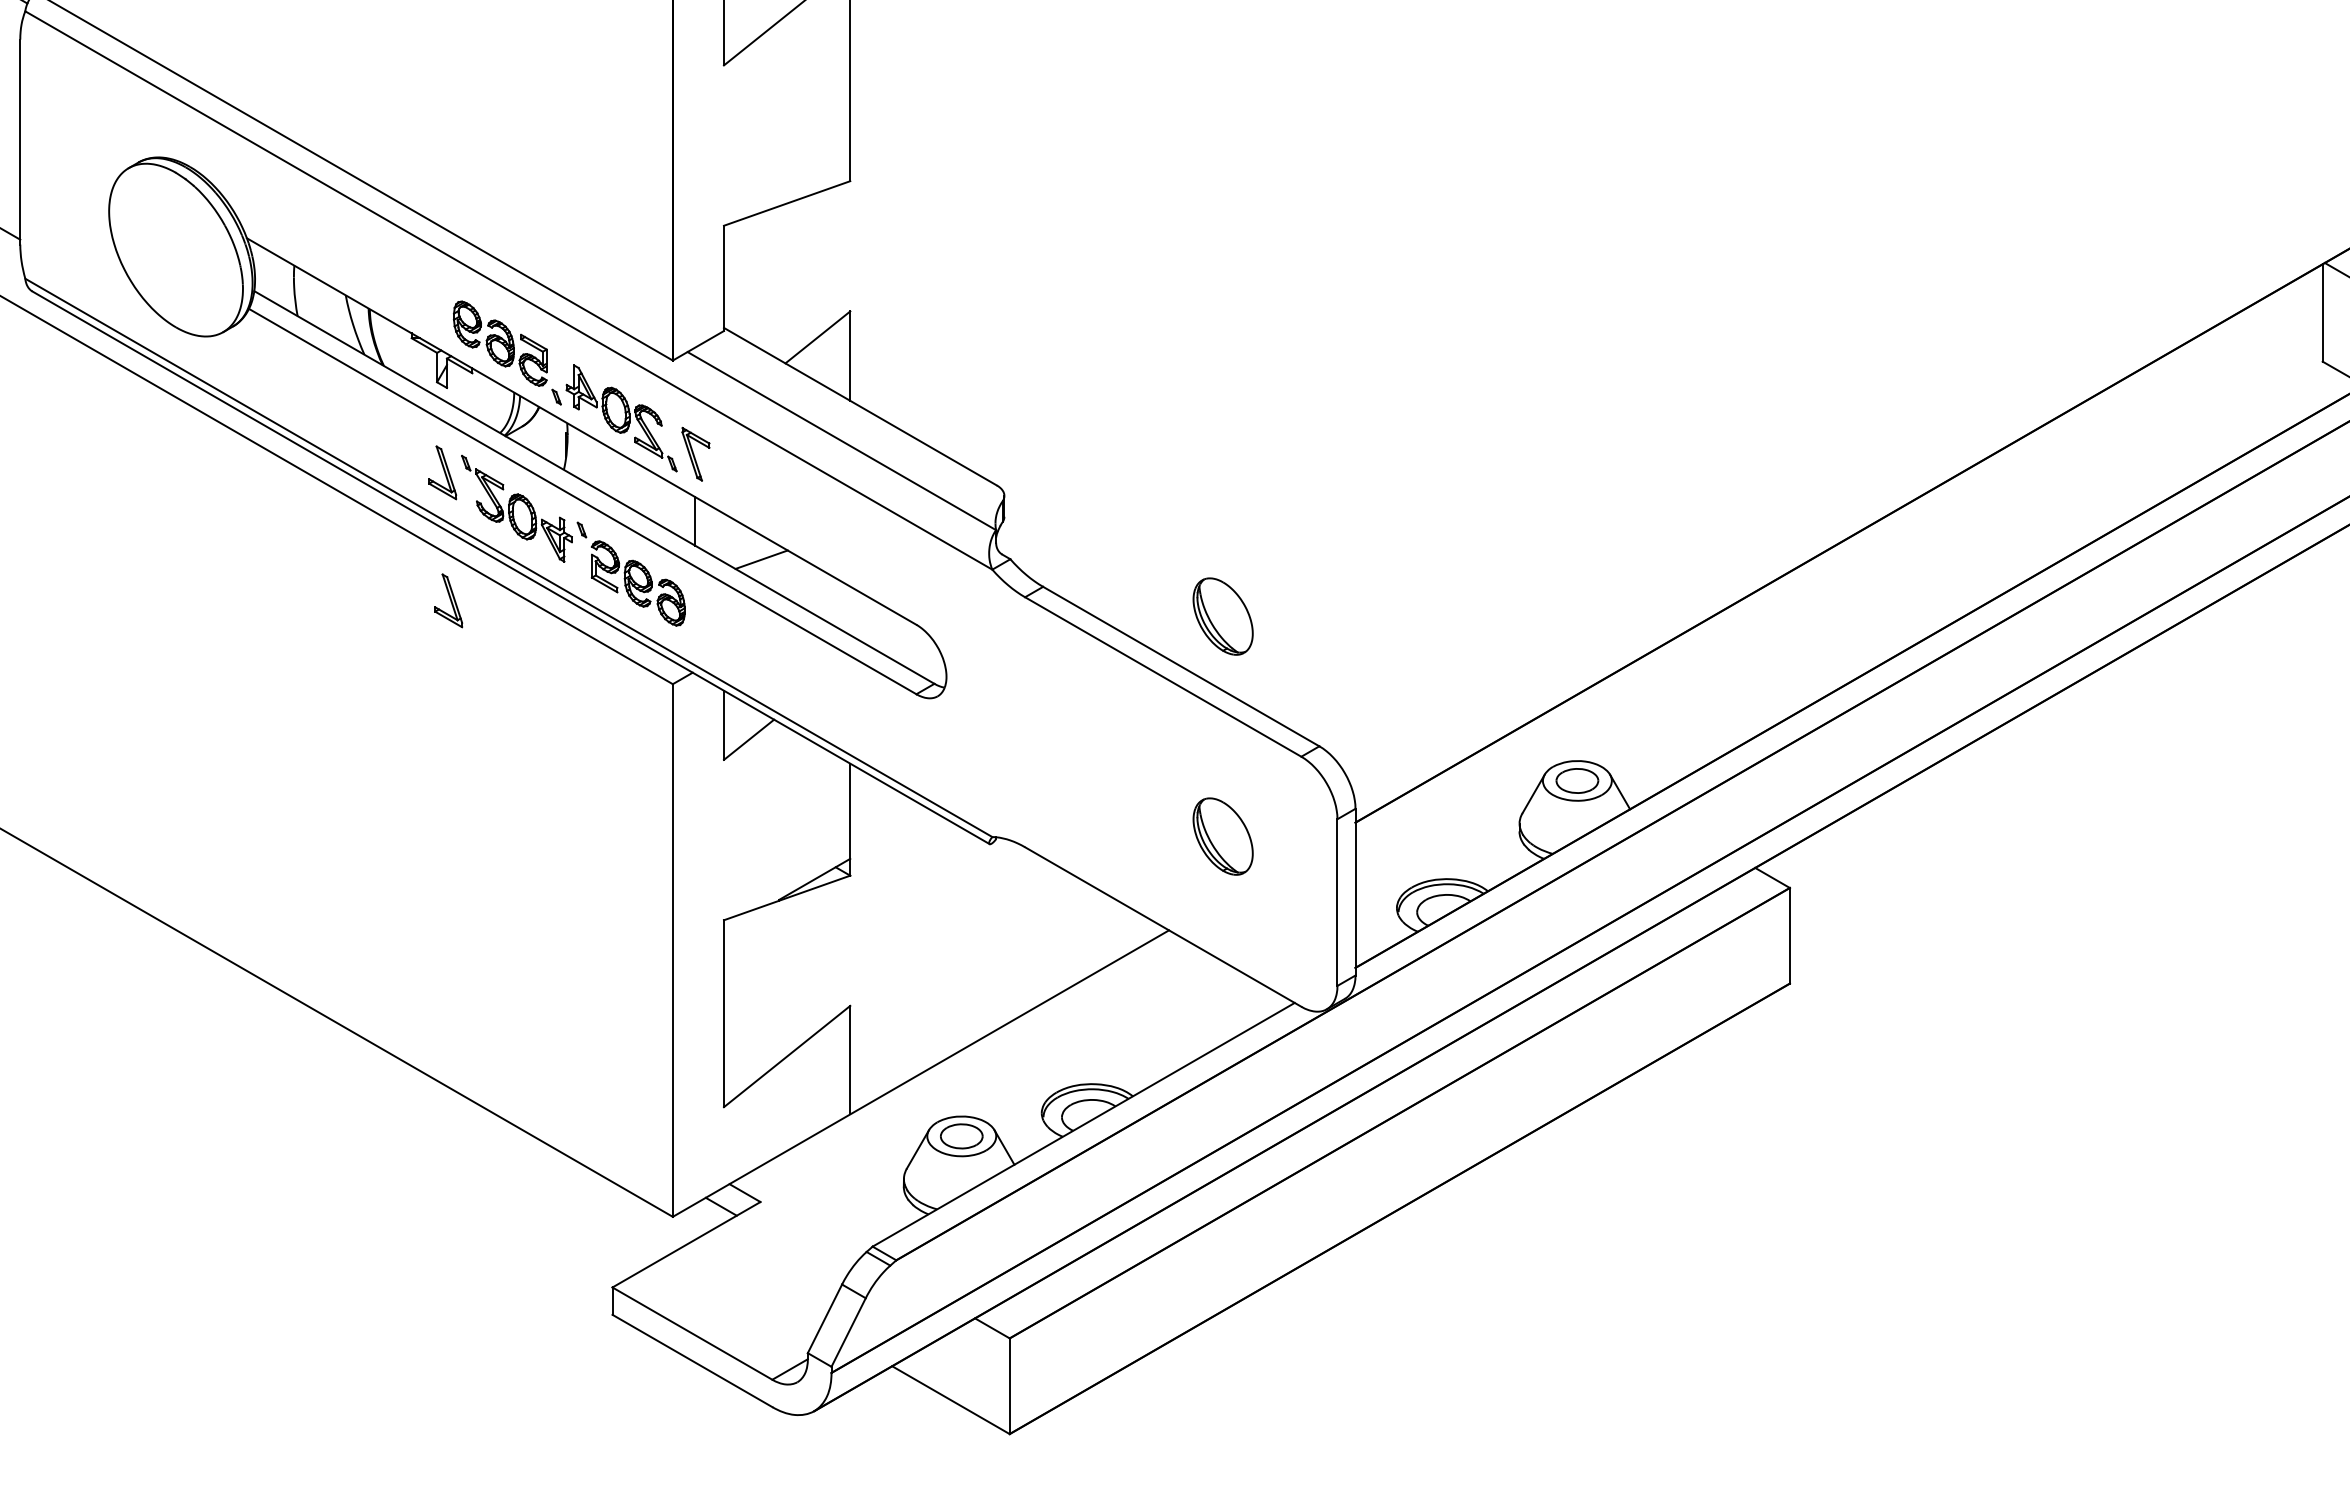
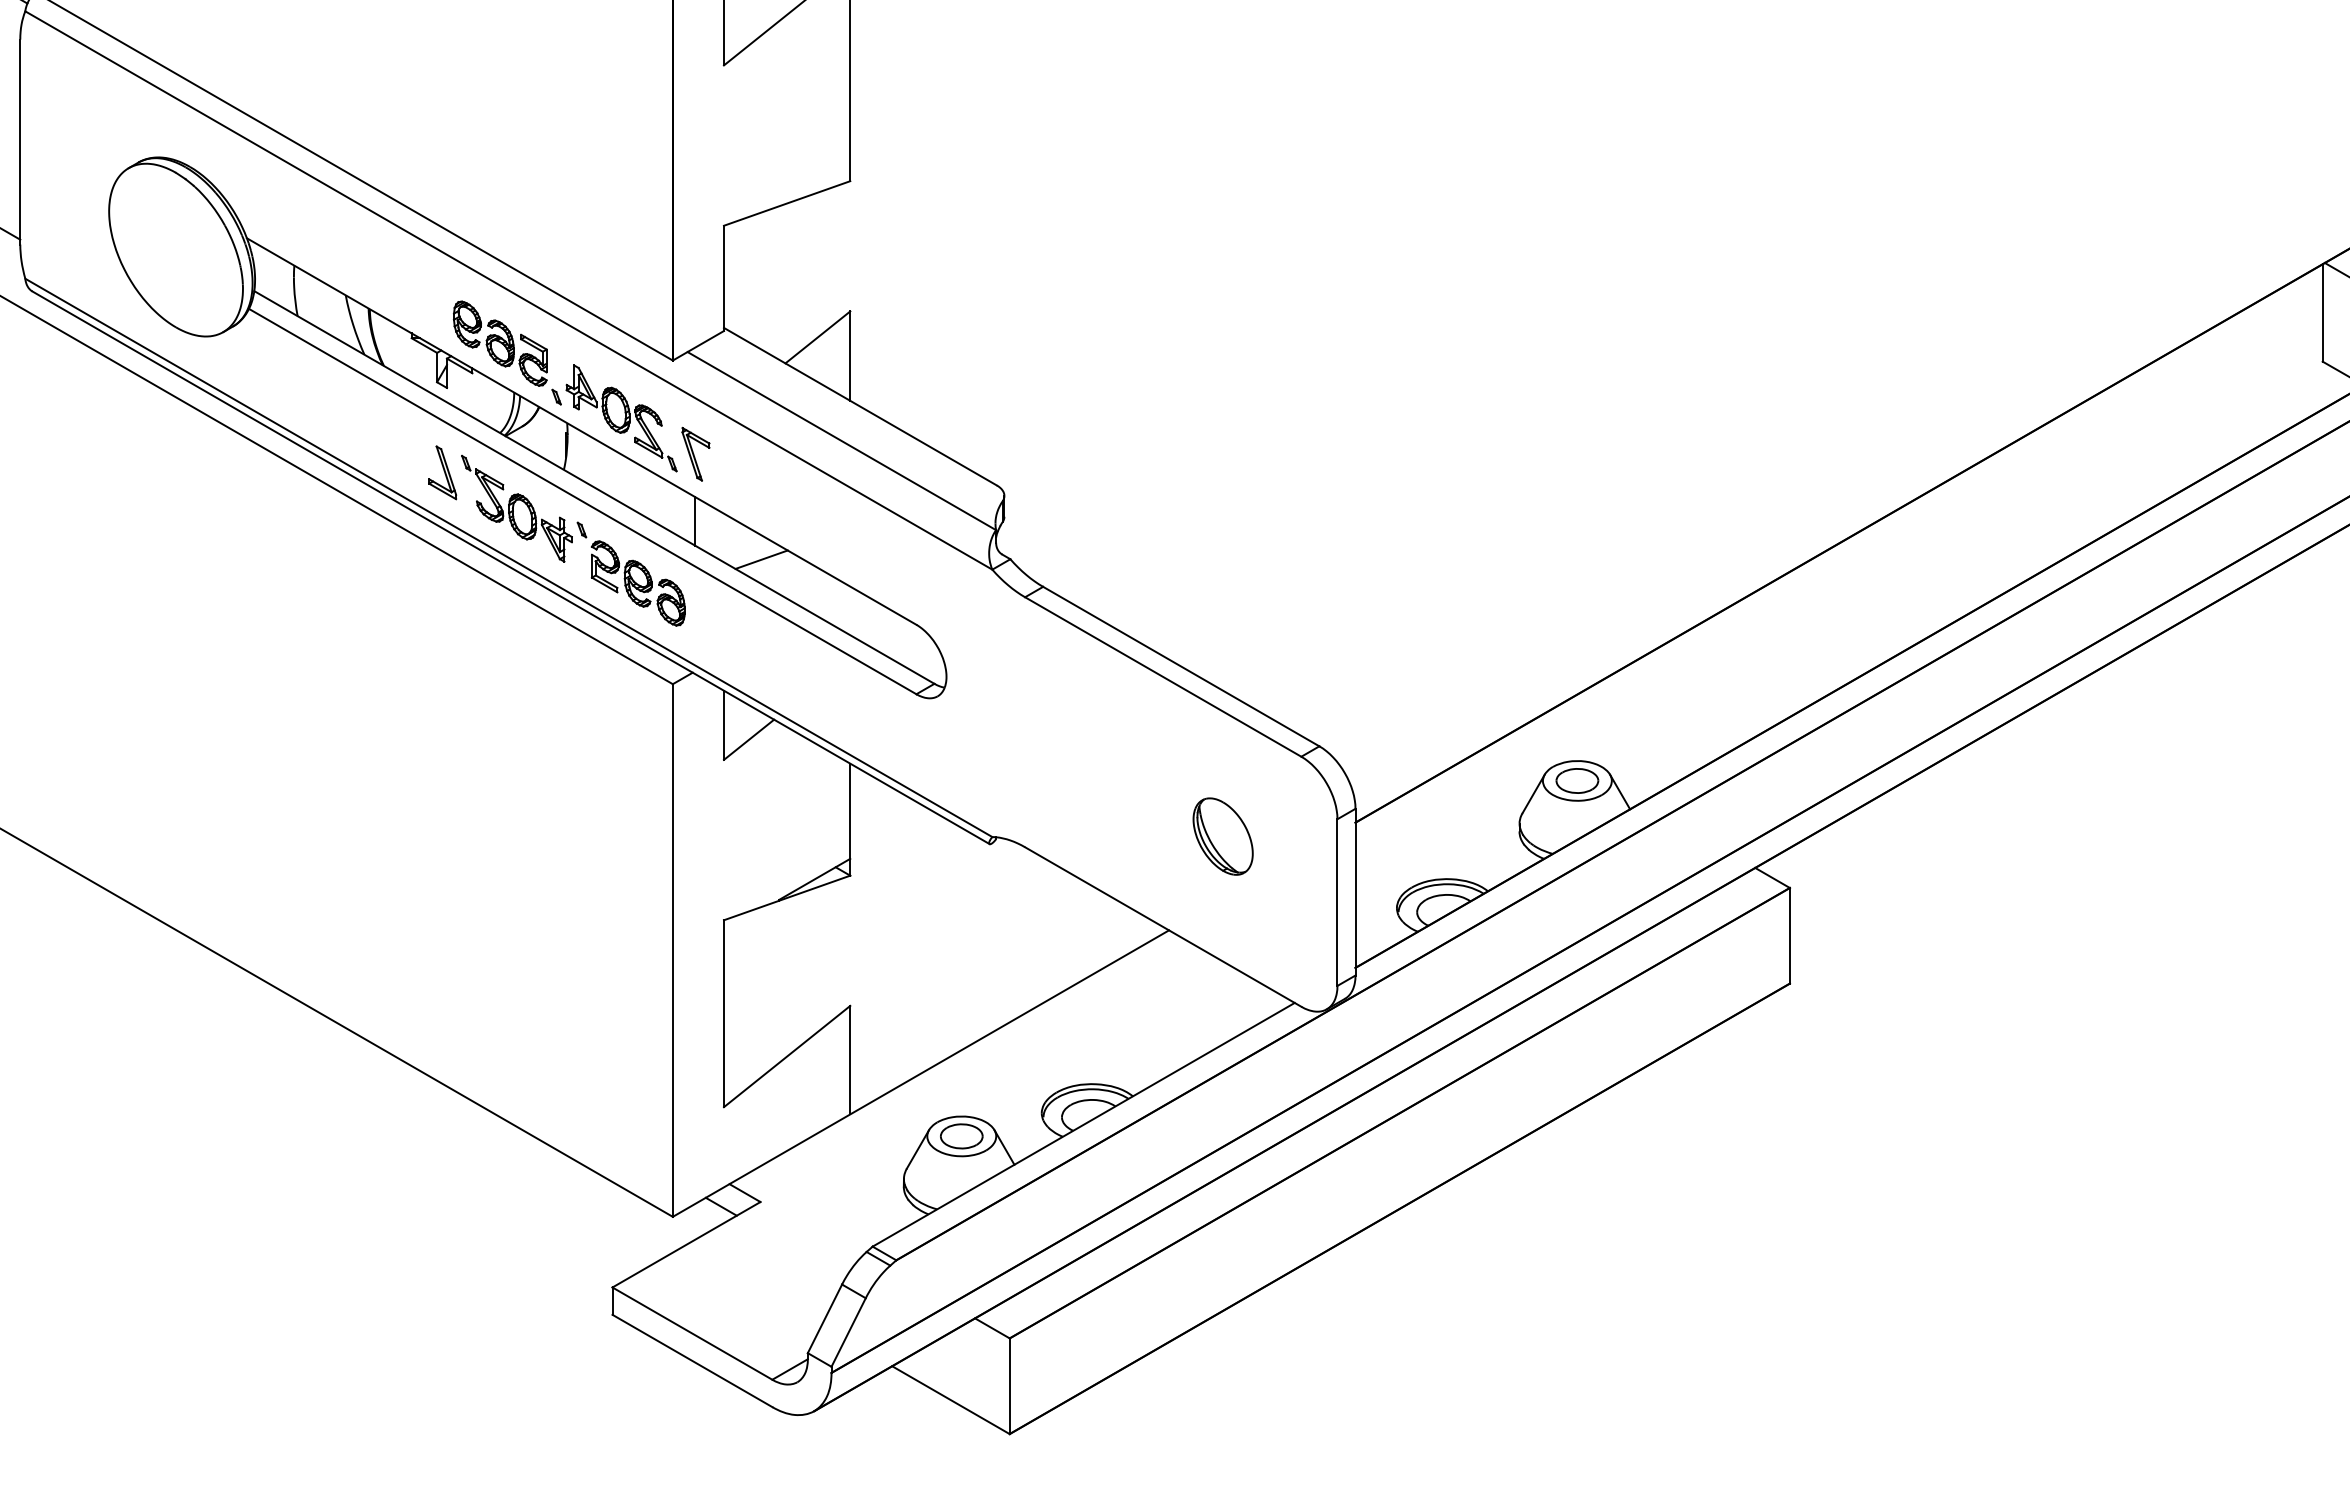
part: present -> none (448, 600)
part: present -> none (1222, 616)
